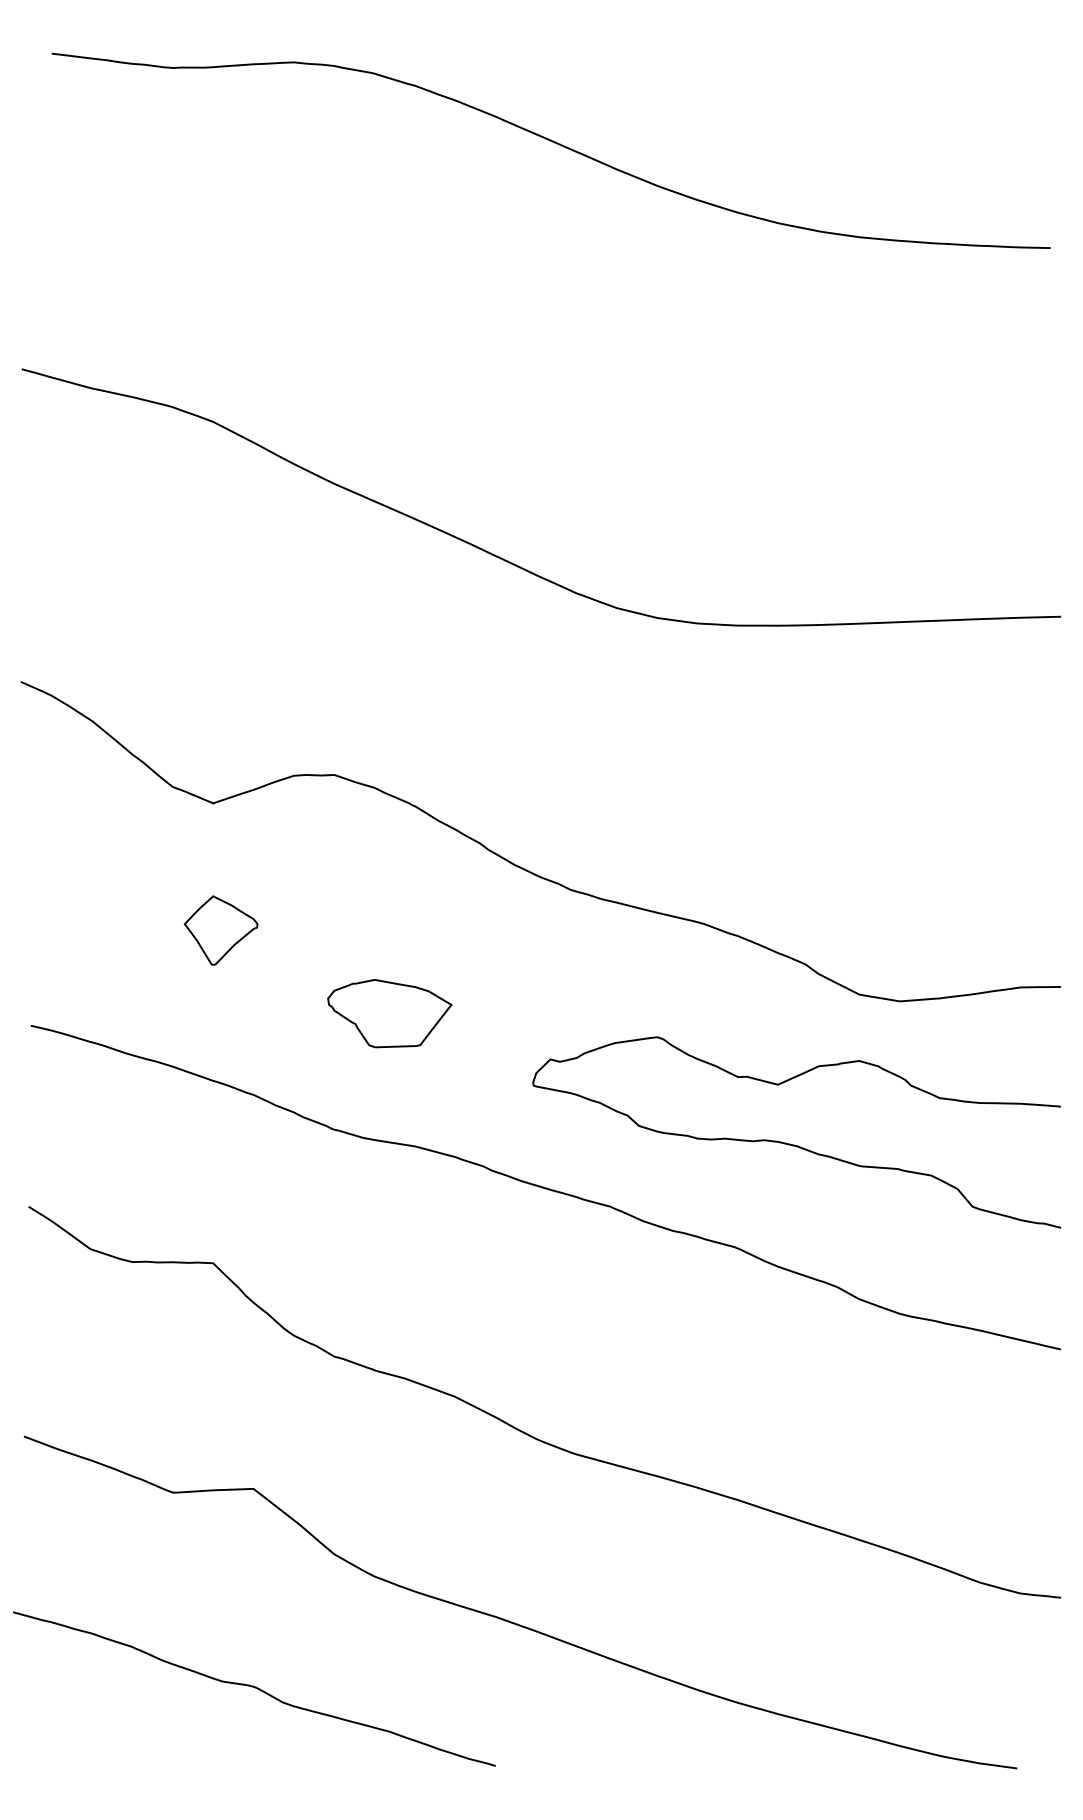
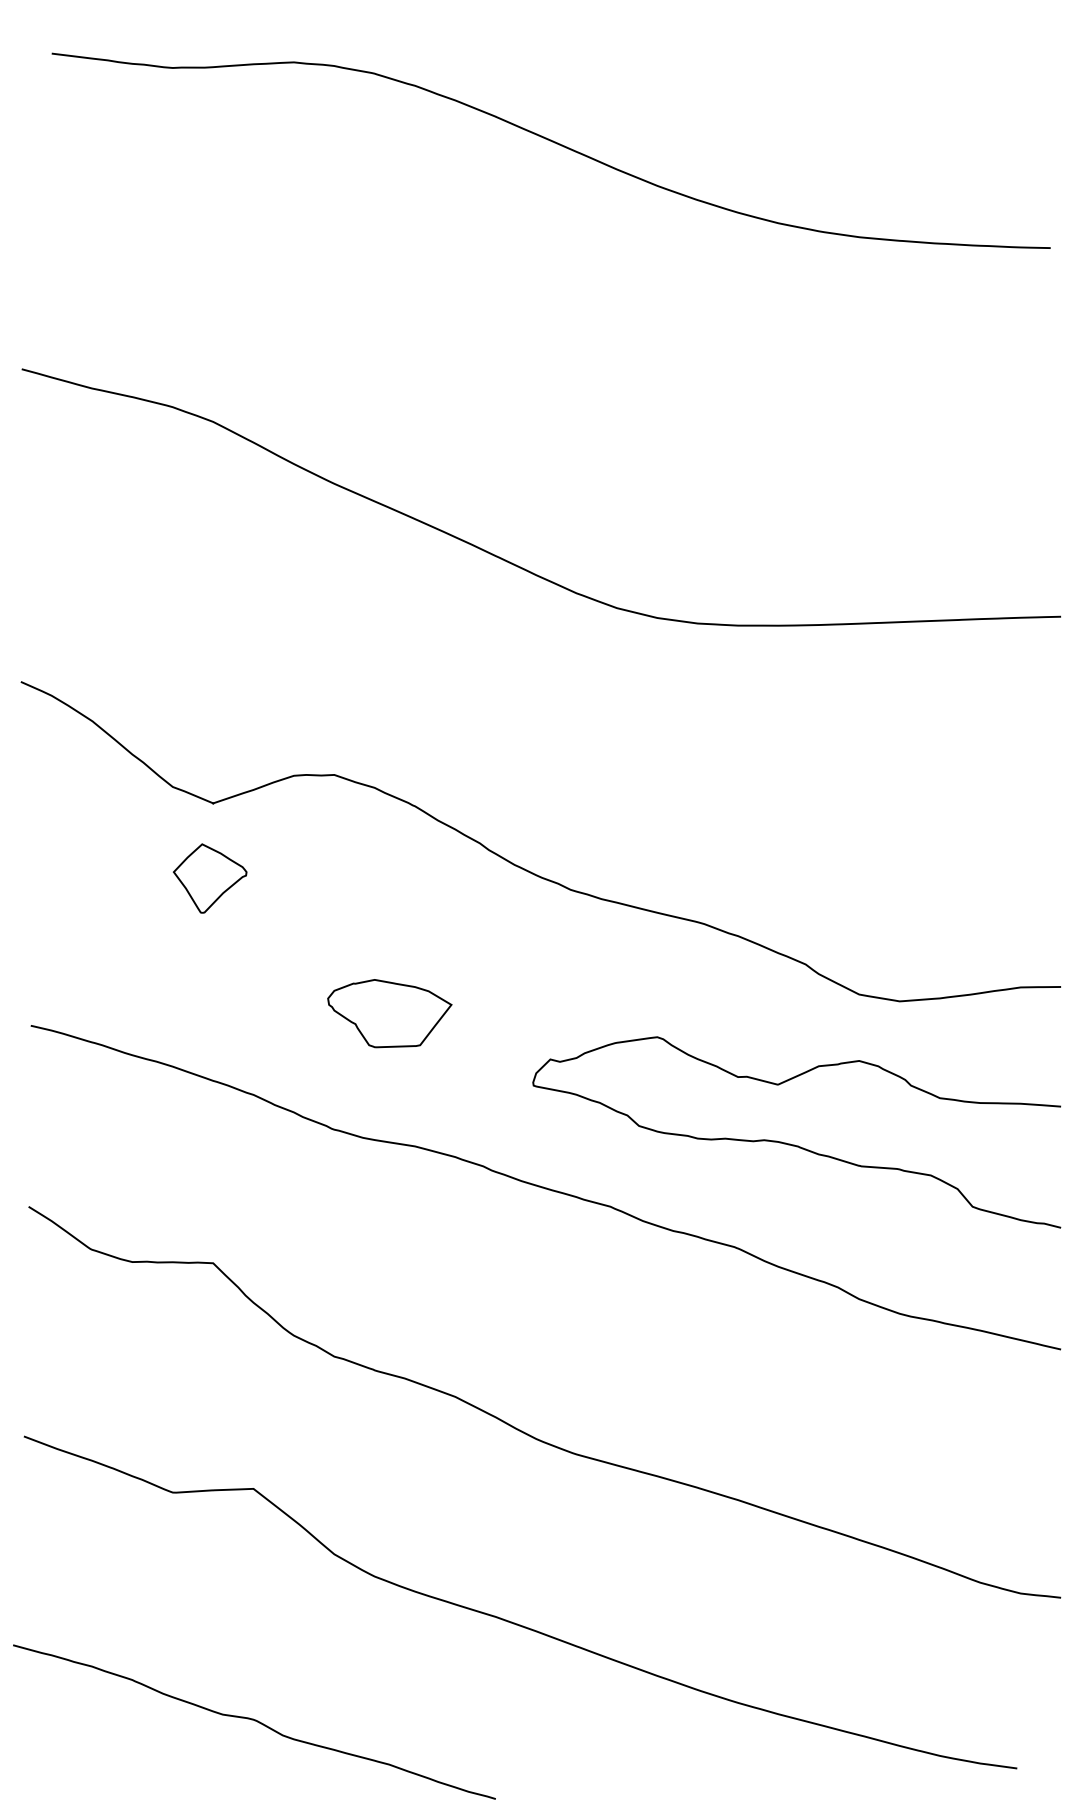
part position: (220, 930) -> (209, 878) (209, 878)
curve position: (254, 1688) -> (254, 1721) (254, 1721)
